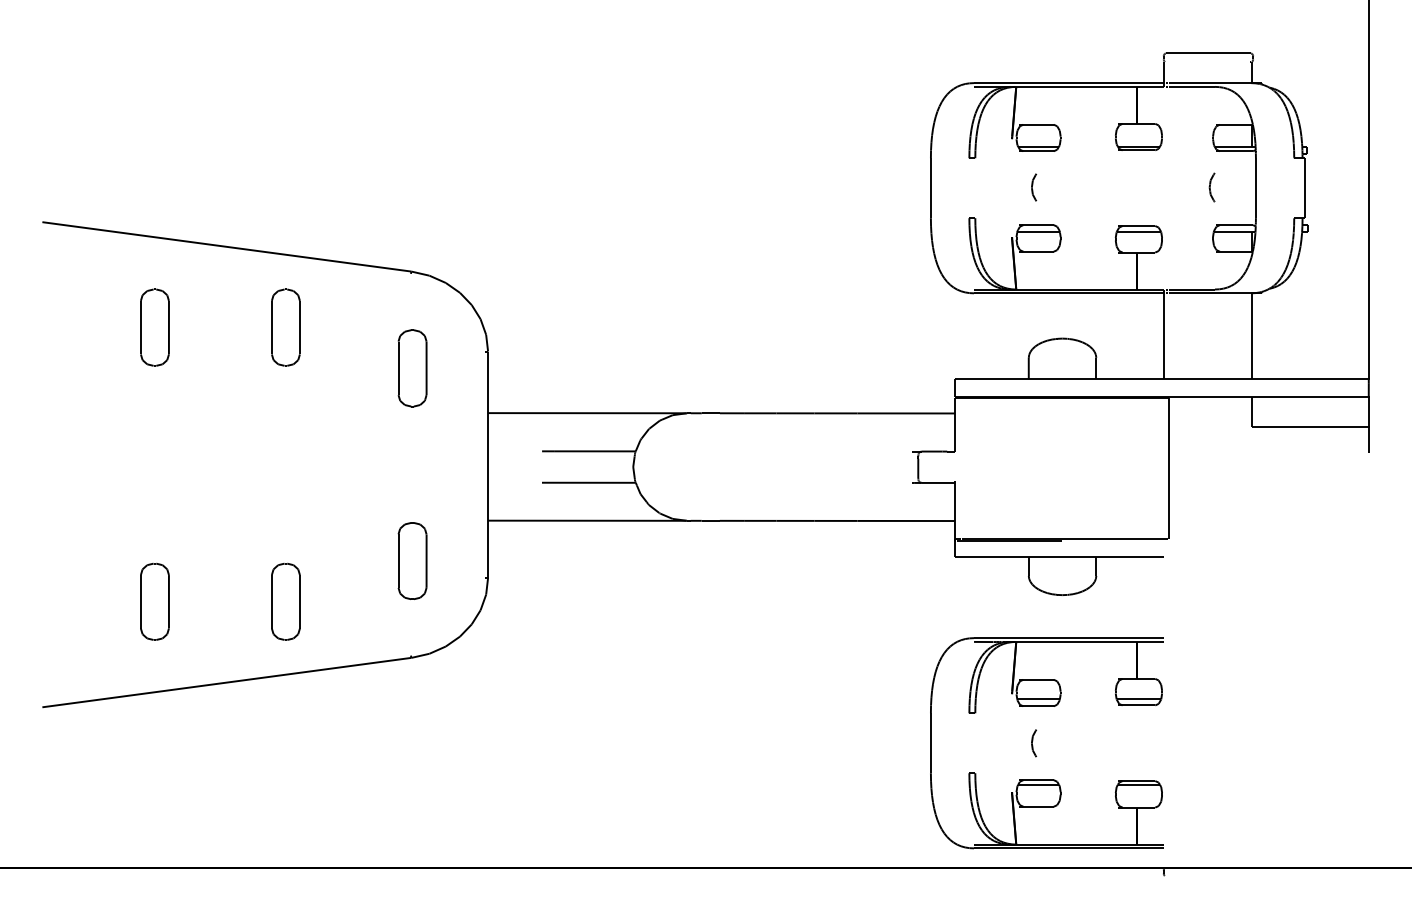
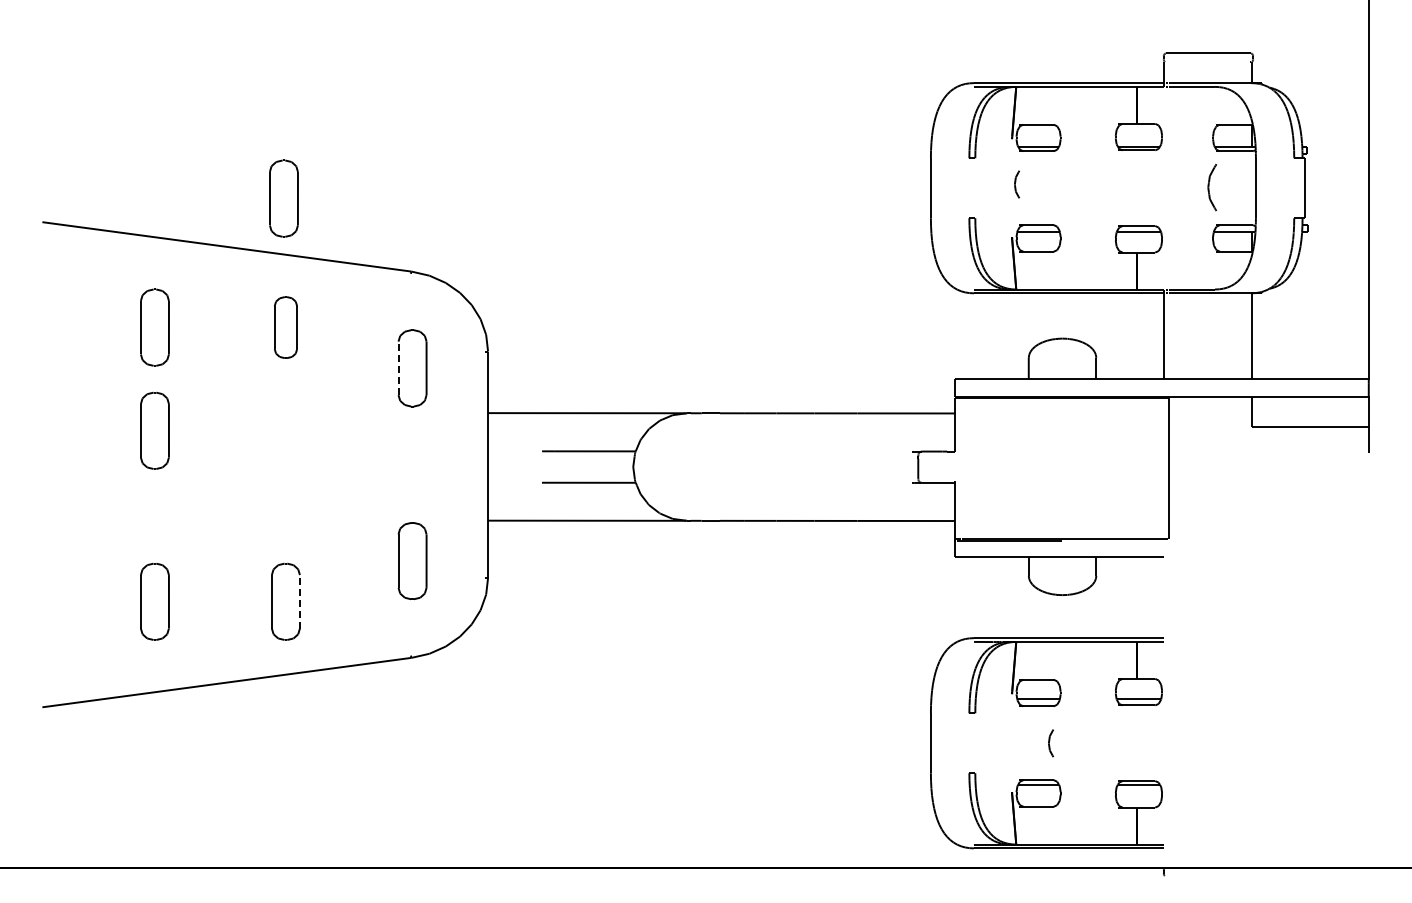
part position: (1034, 187) -> (1017, 184) (1017, 184)
part size: 8x31 px -> 11x48 px (1212, 187)
part: none -> present (283, 198)
part size: 30x79 px -> 24x63 px (285, 327)
line: solid -> dashed (398, 368)
part: none -> present (154, 430)
line: solid -> dashed (299, 601)
part position: (1034, 743) -> (1051, 743) (1051, 743)
